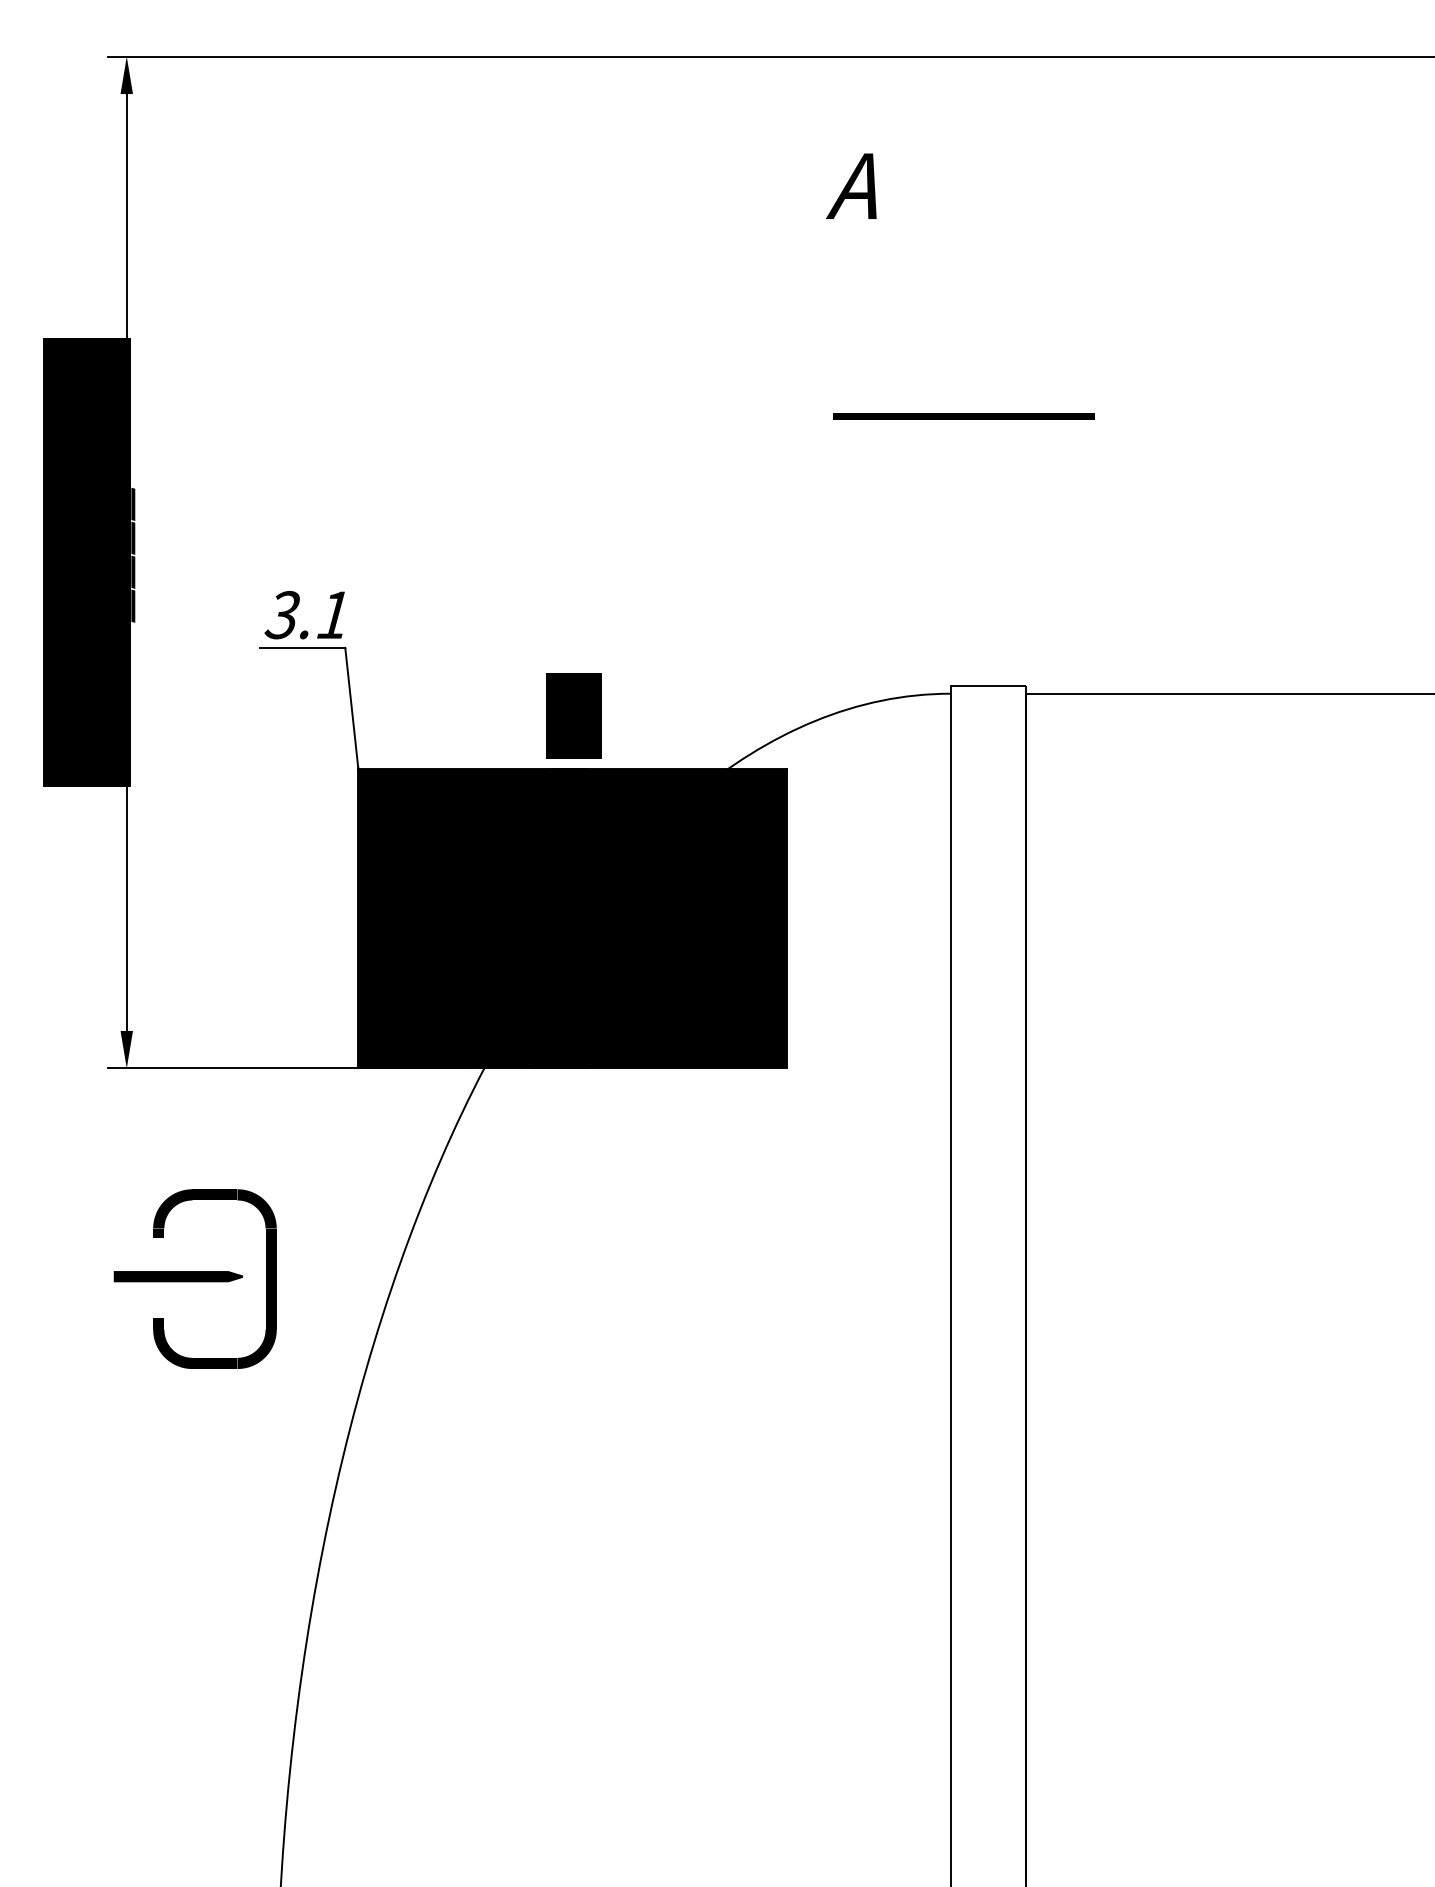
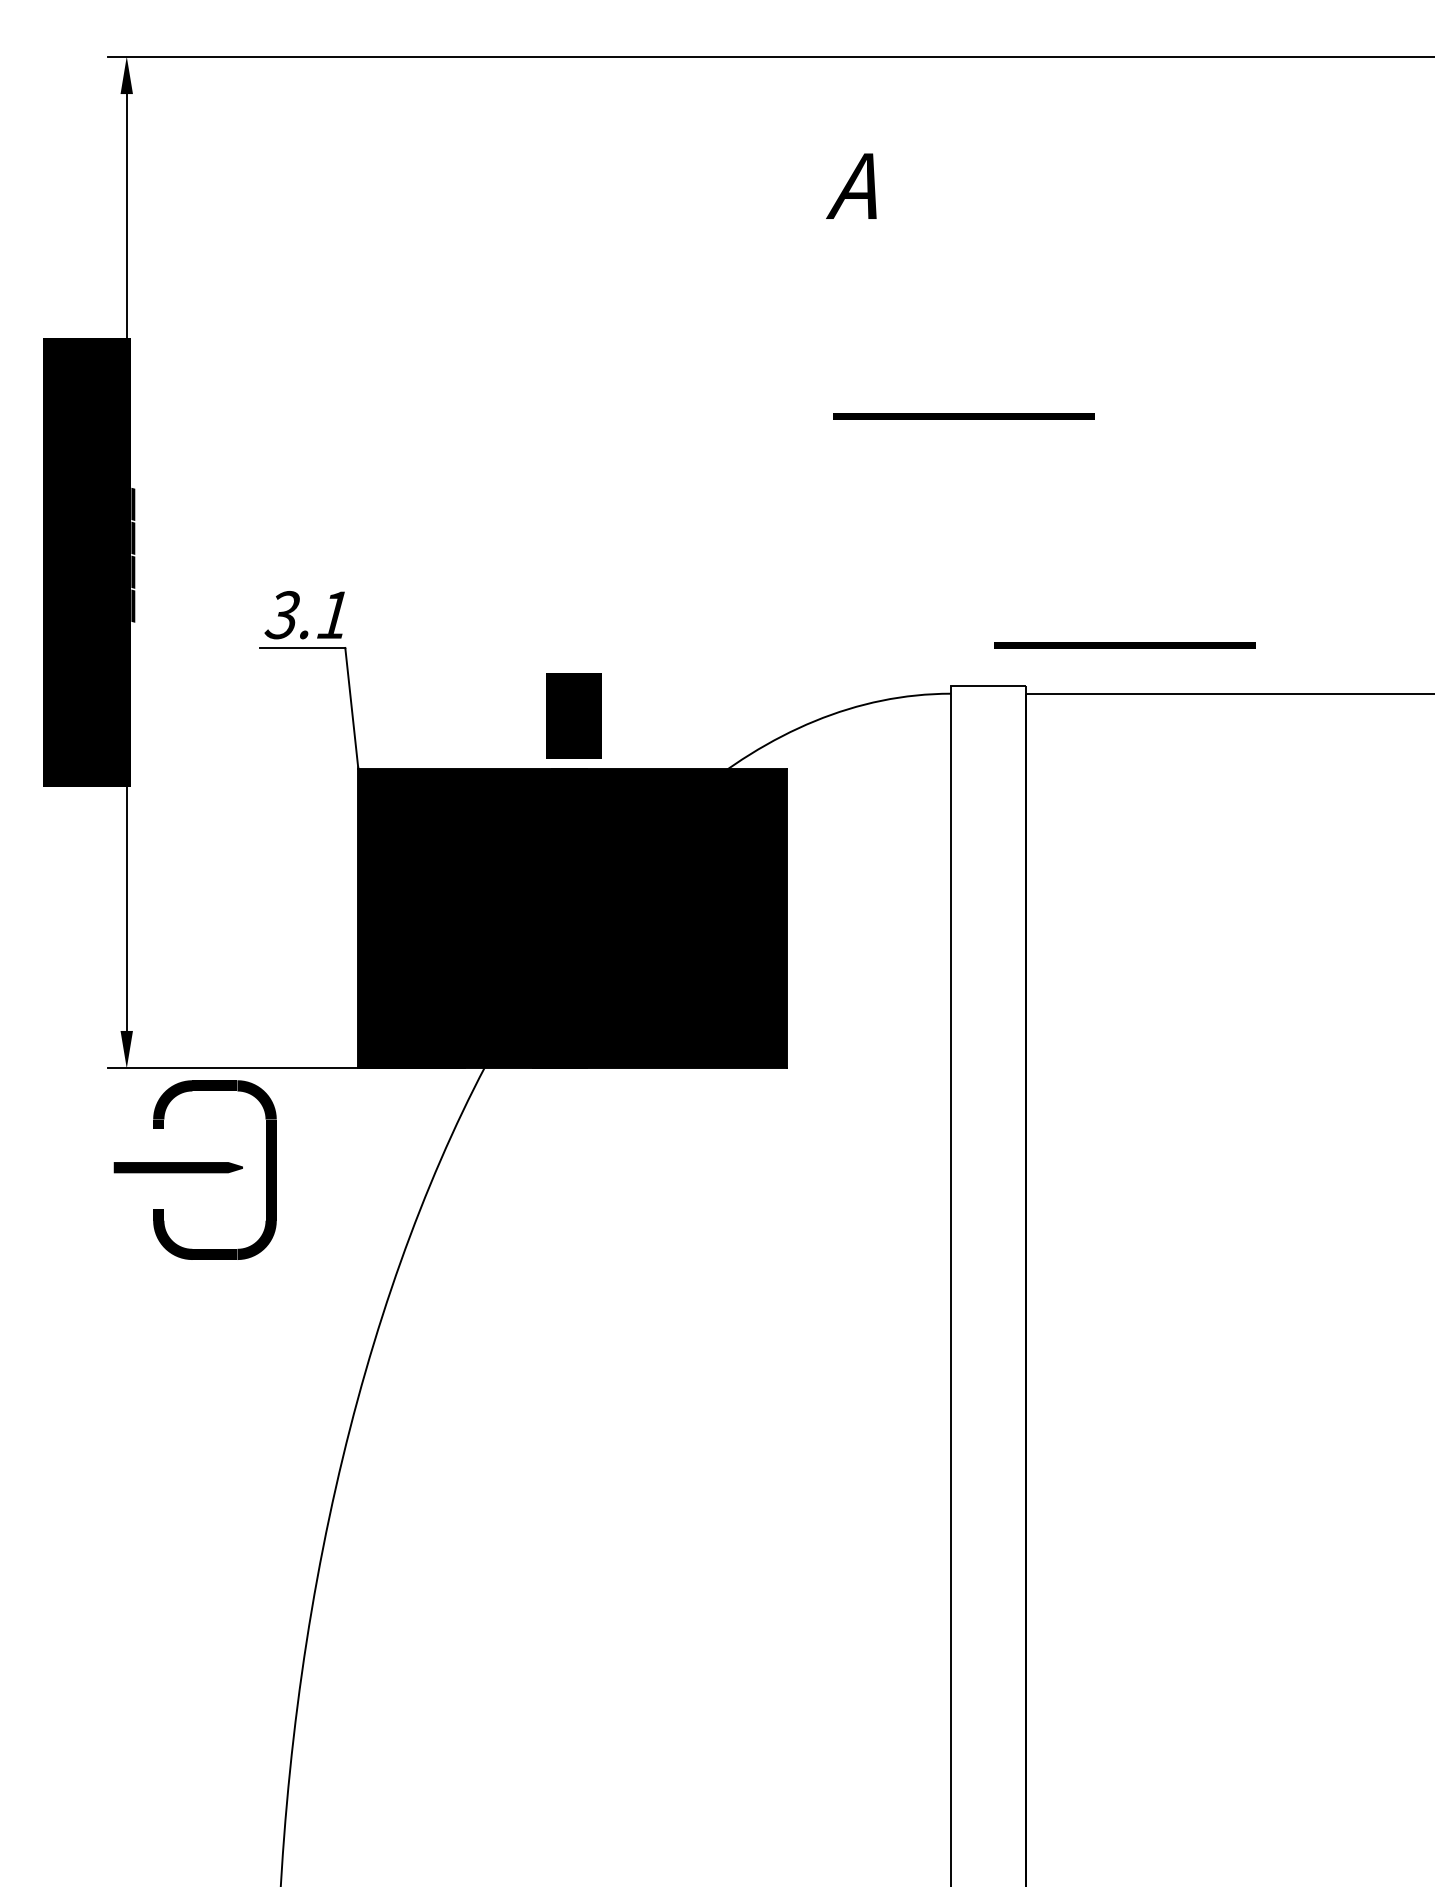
part: none -> present (1124, 645)
part position: (194, 1278) -> (194, 1169) (194, 1169)
